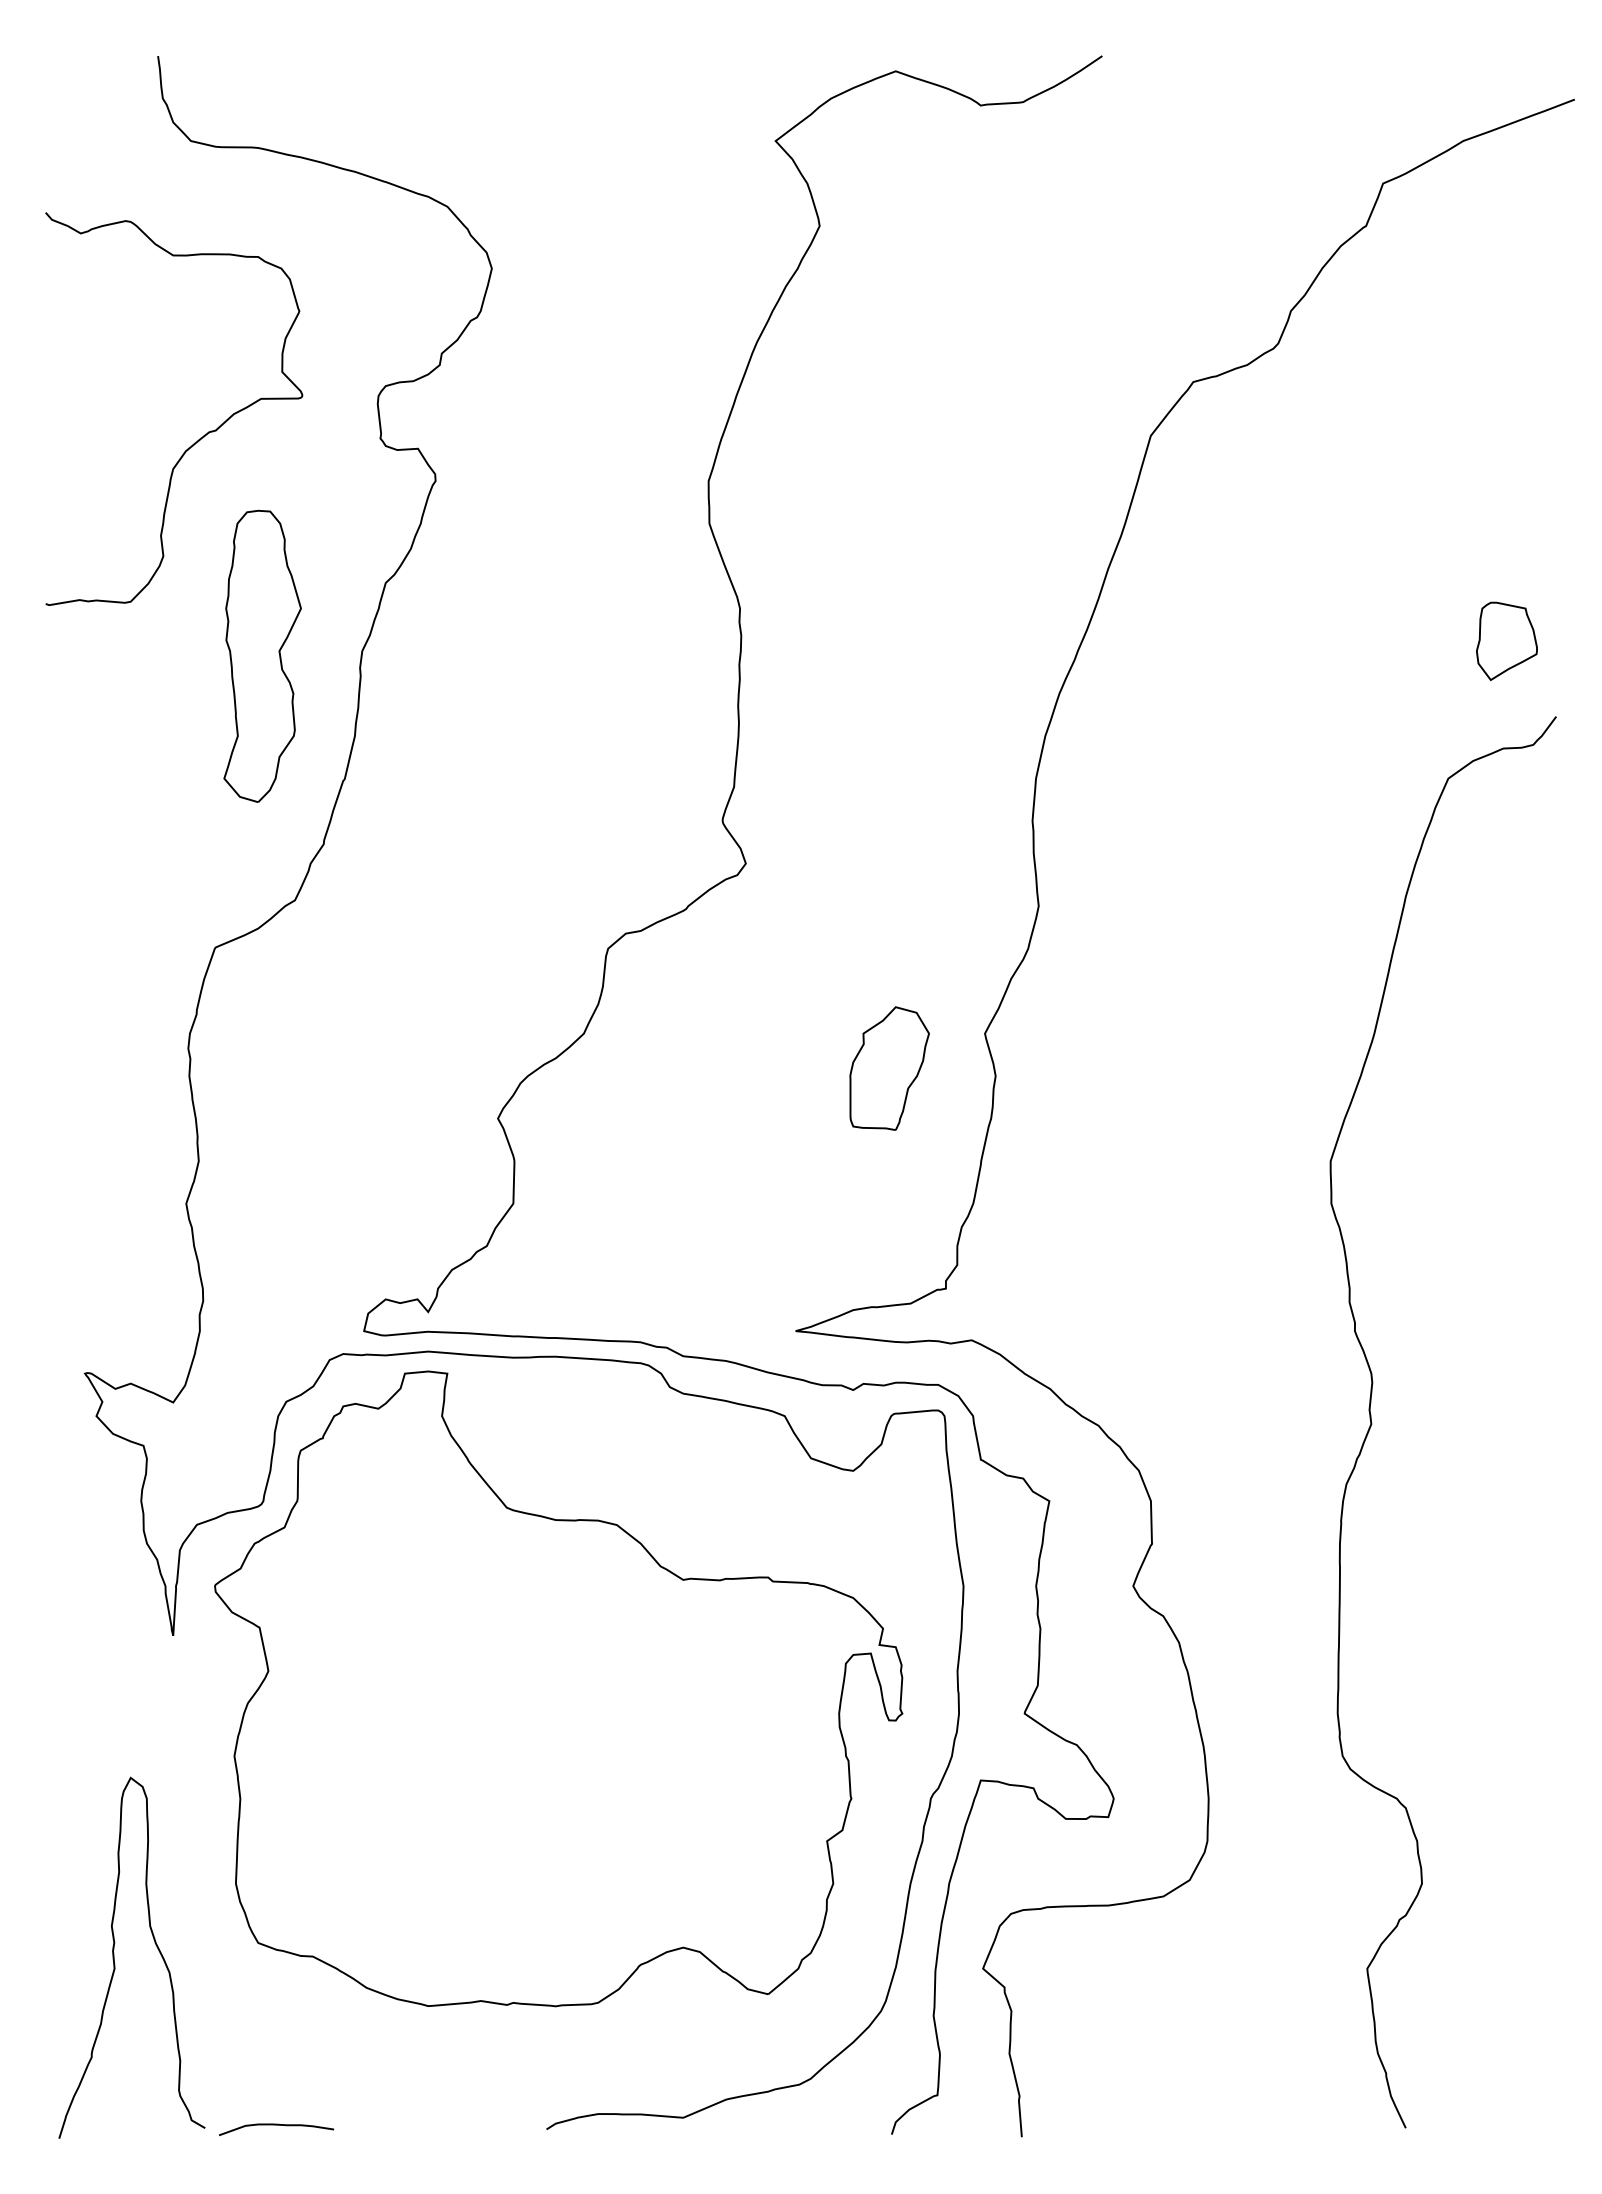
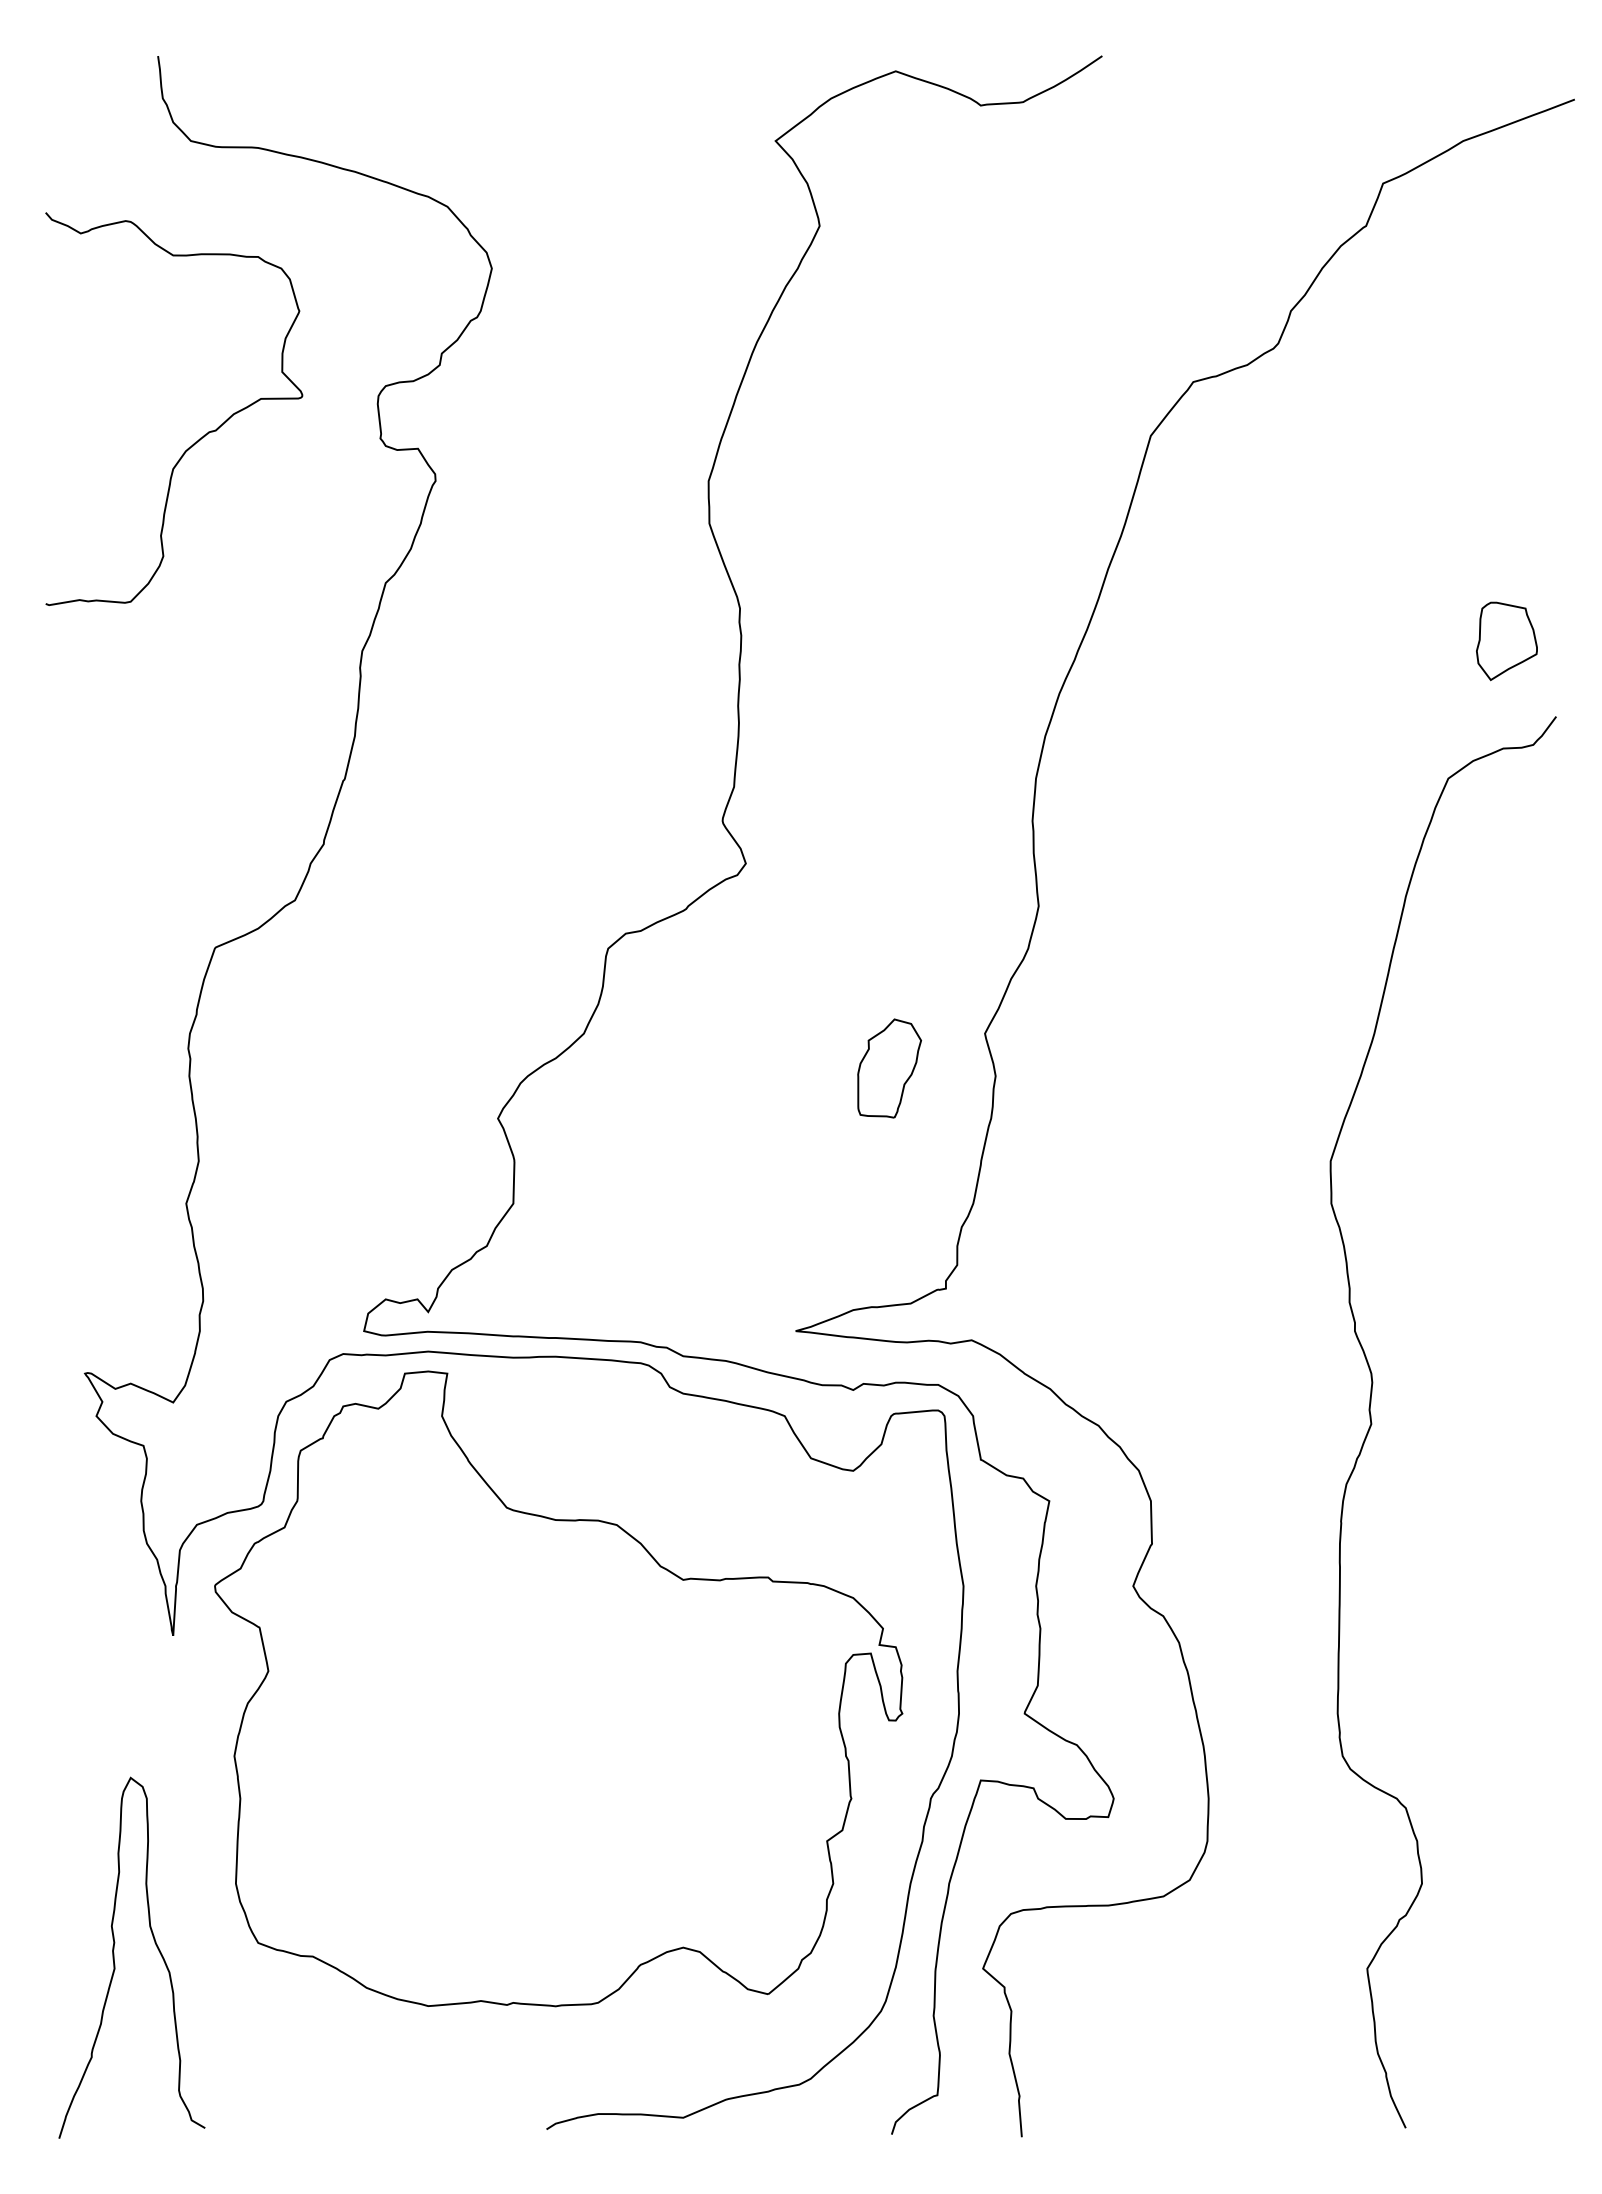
part: present -> none (262, 655)
part size: 81x125 px -> 65x101 px (889, 1068)
curve: present -> none (276, 2125)
